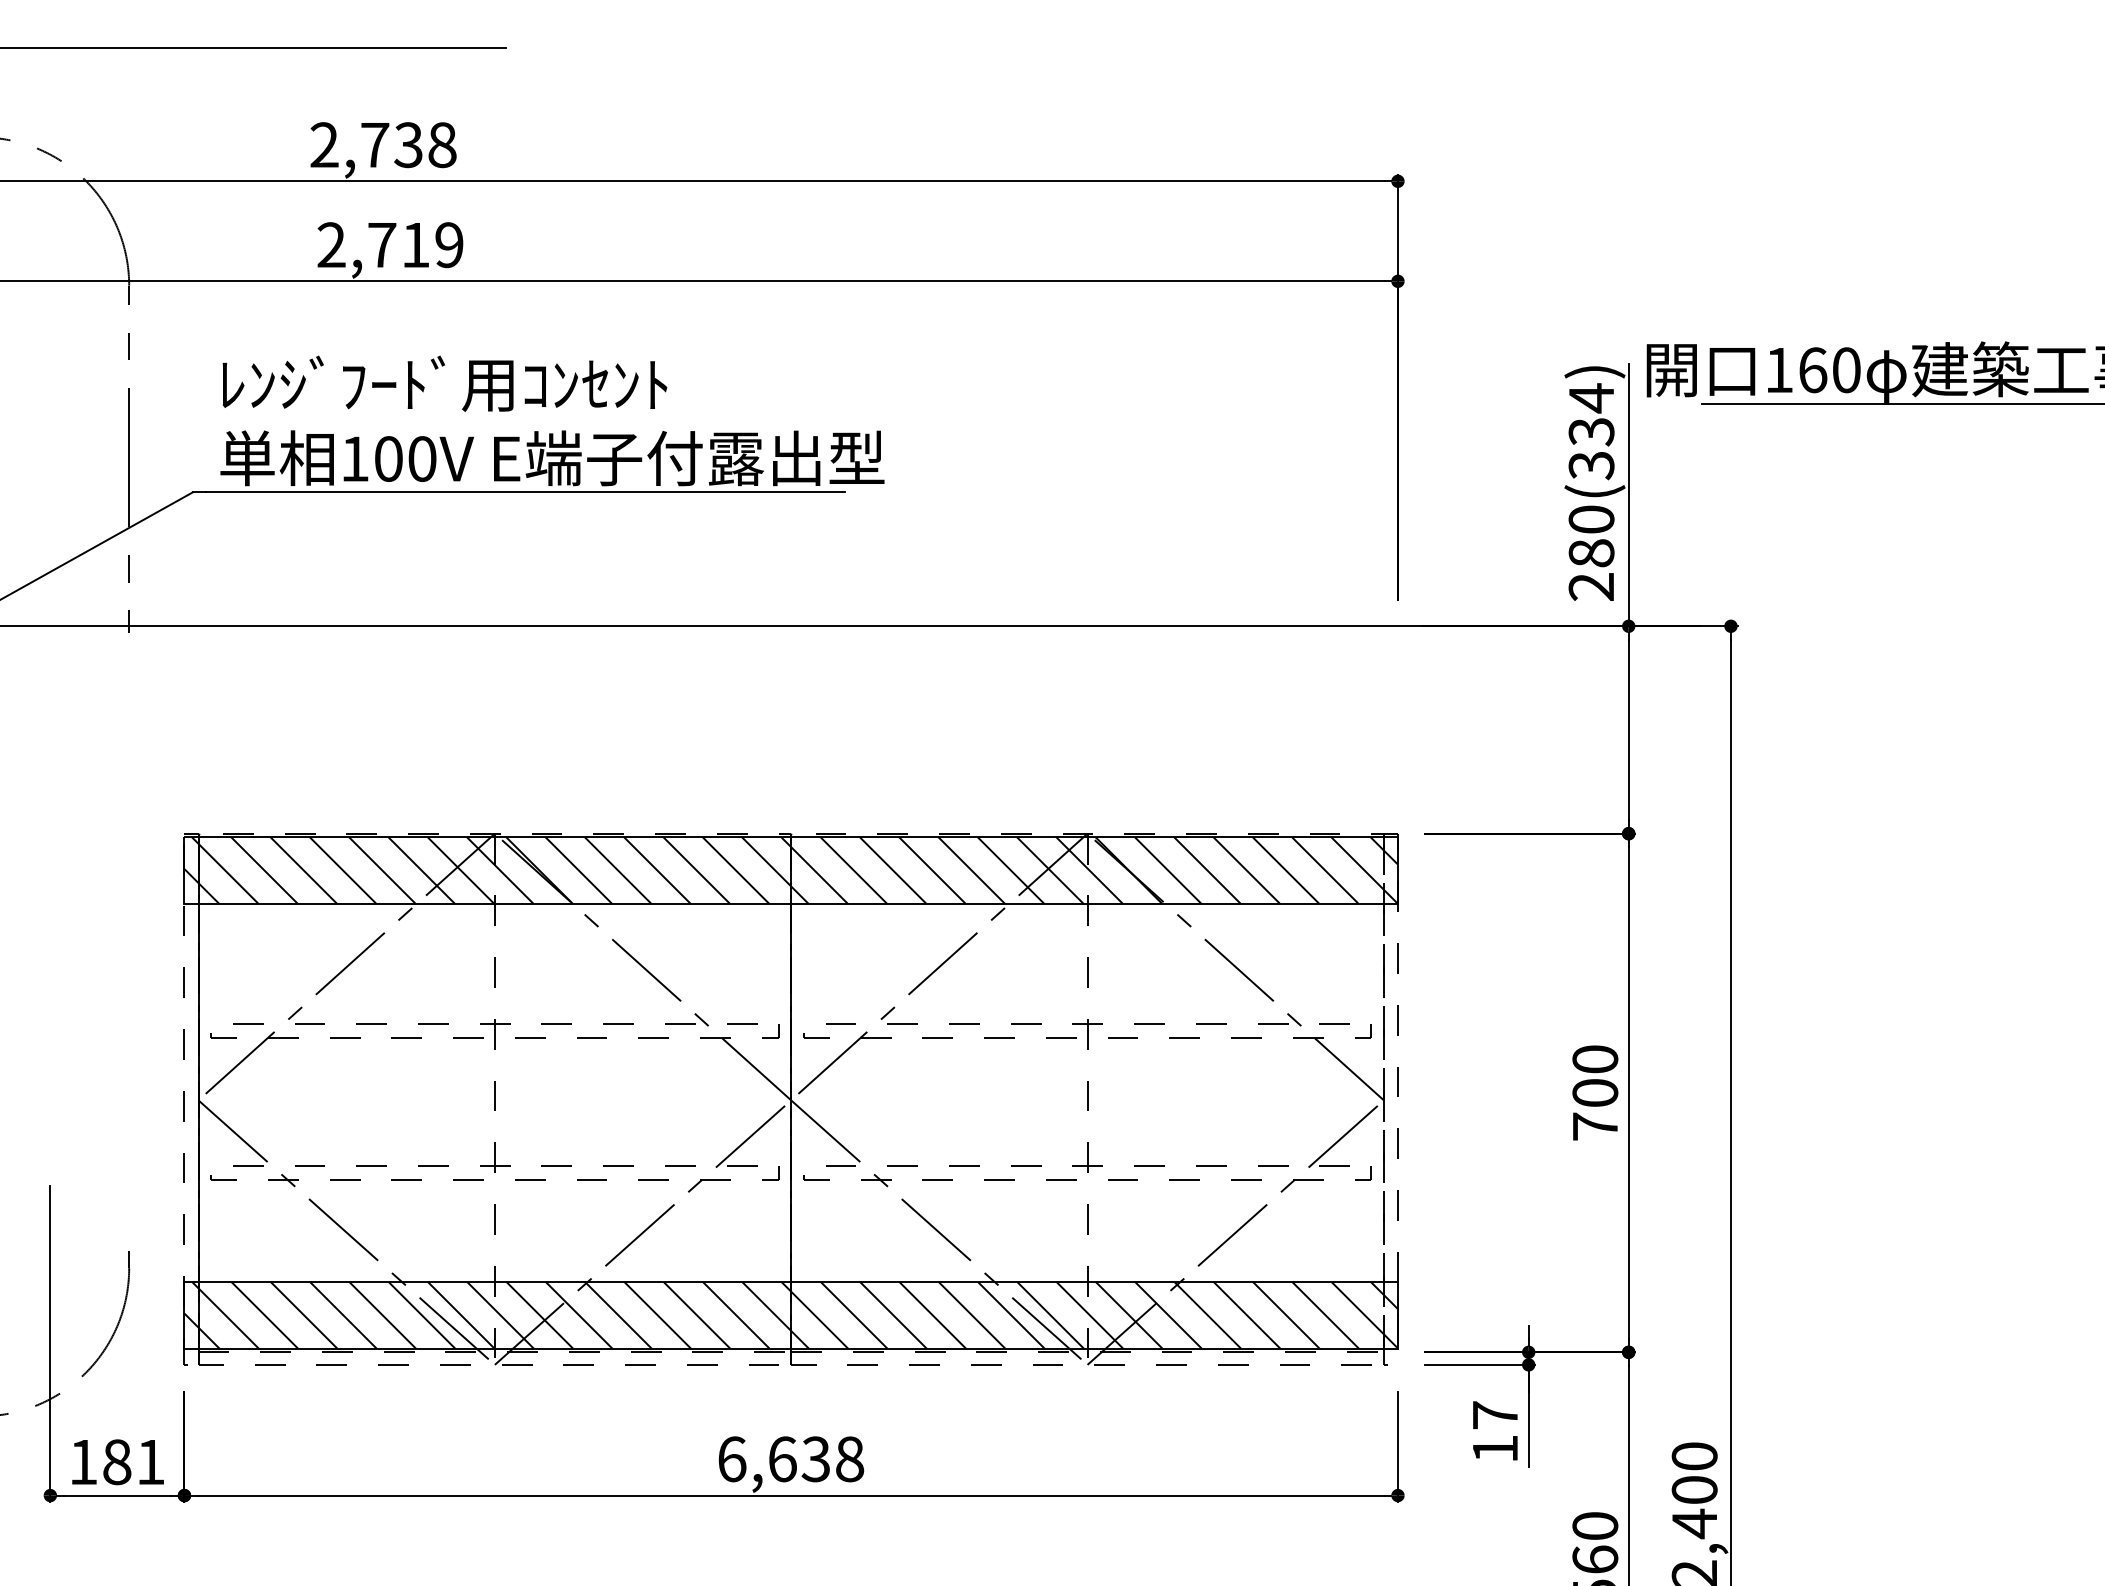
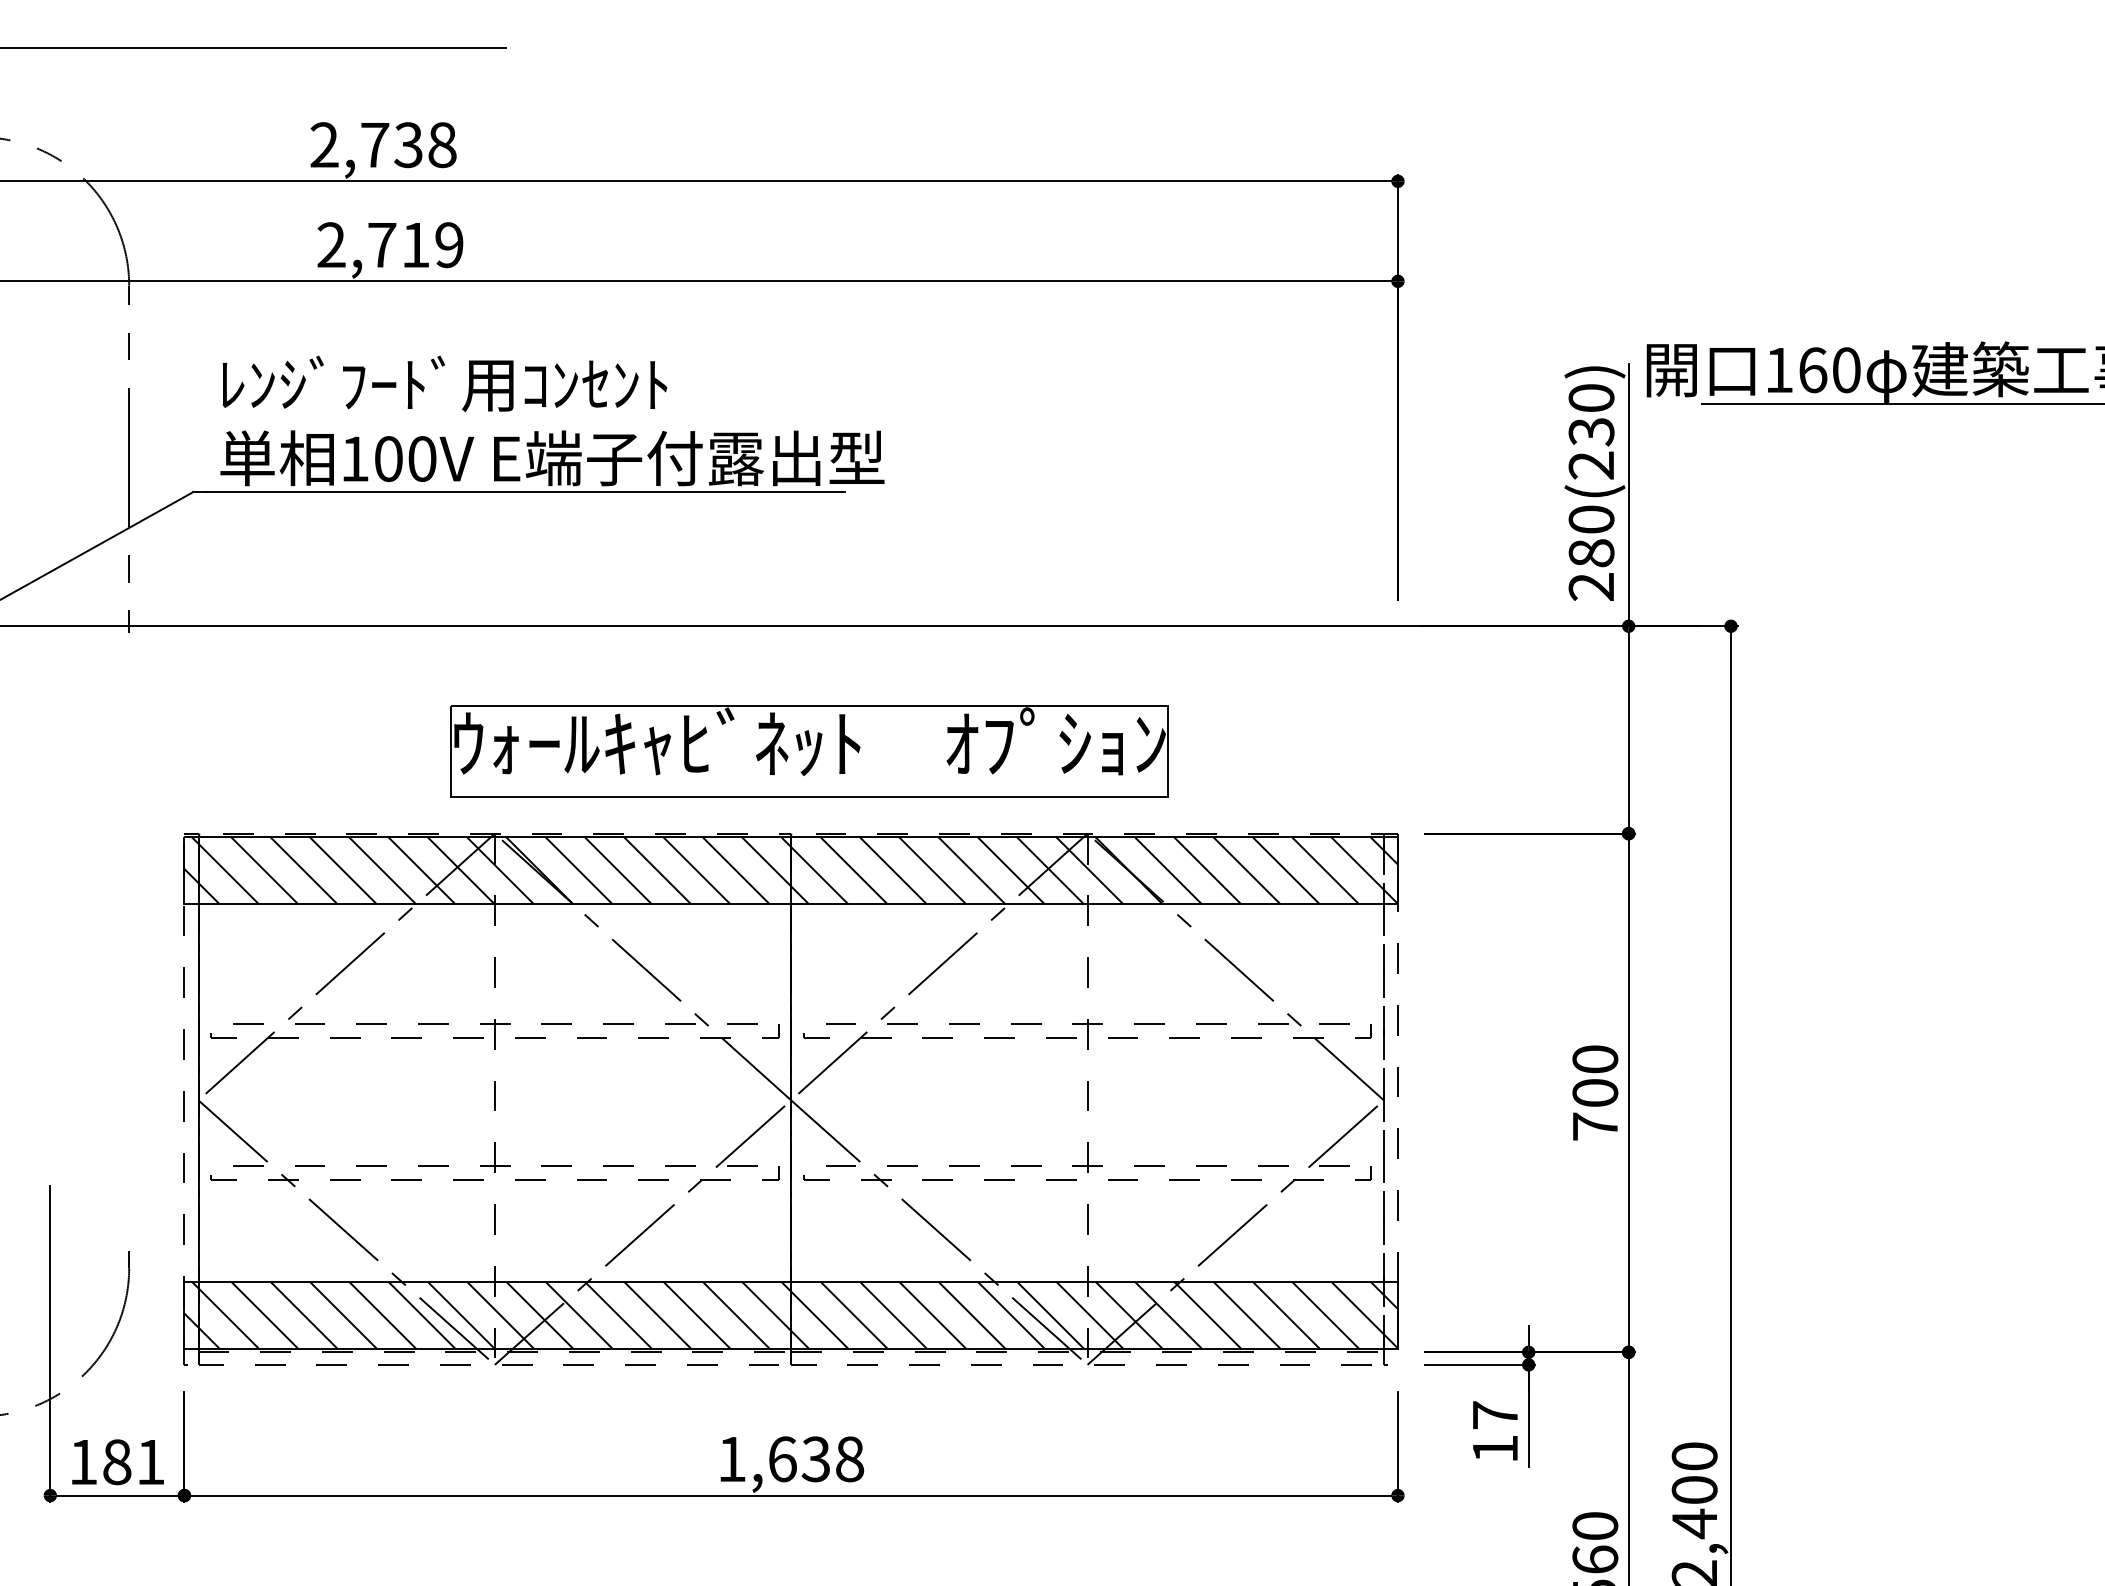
text: 280(334) -> 280(230) (1591, 431)
part: none -> present (809, 751)
text: 6,638 -> 1,638 (732, 1459)
